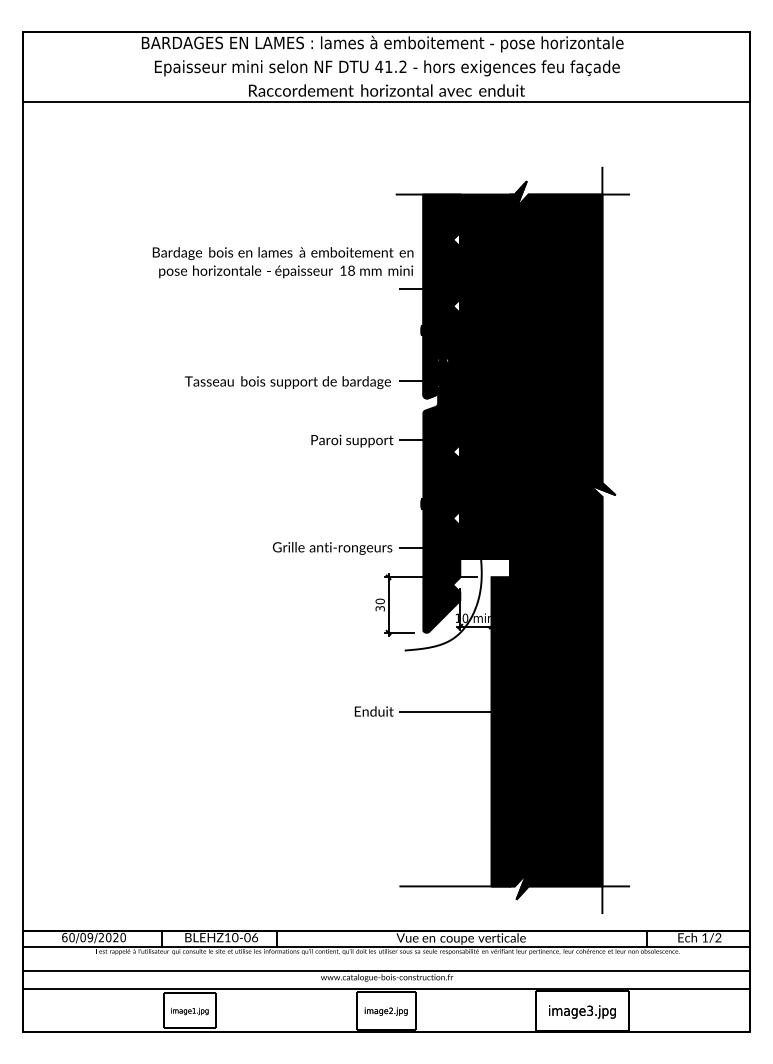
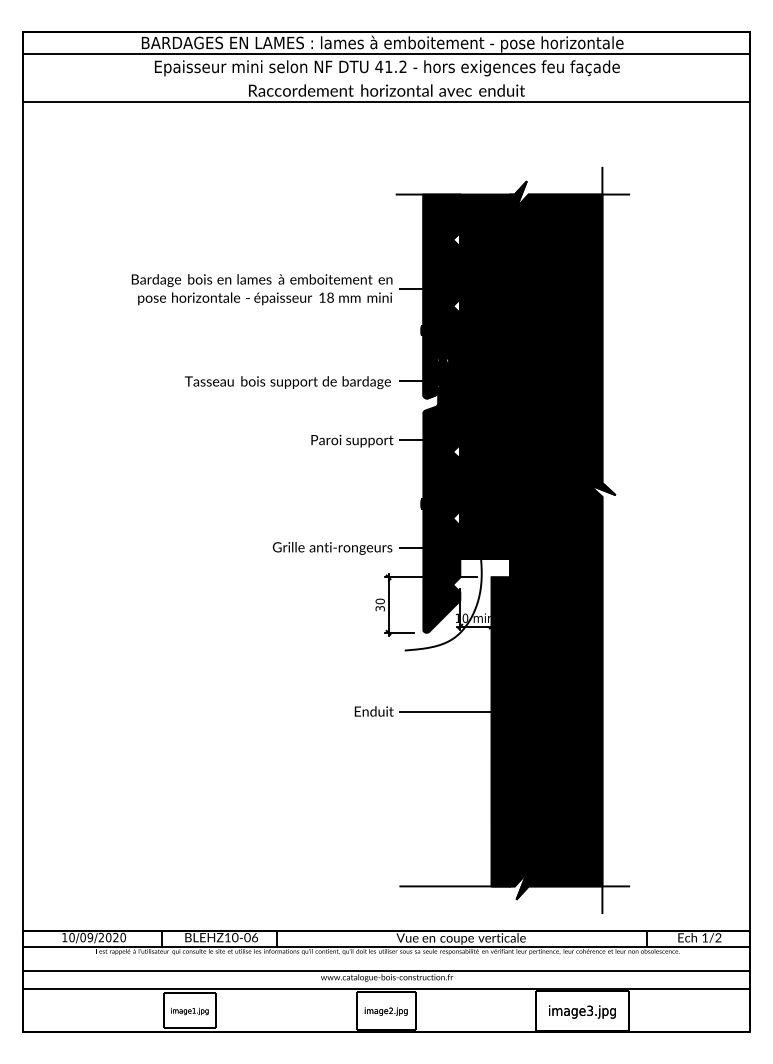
line: none -> present (386, 54)
text position: (282, 262) -> (261, 289) (261, 289)
text: 60/09/2020 -> 10/09/2020 (64, 937)
